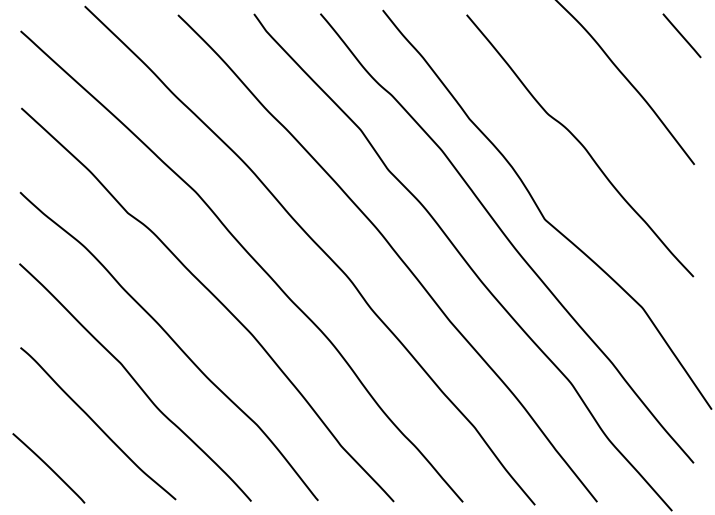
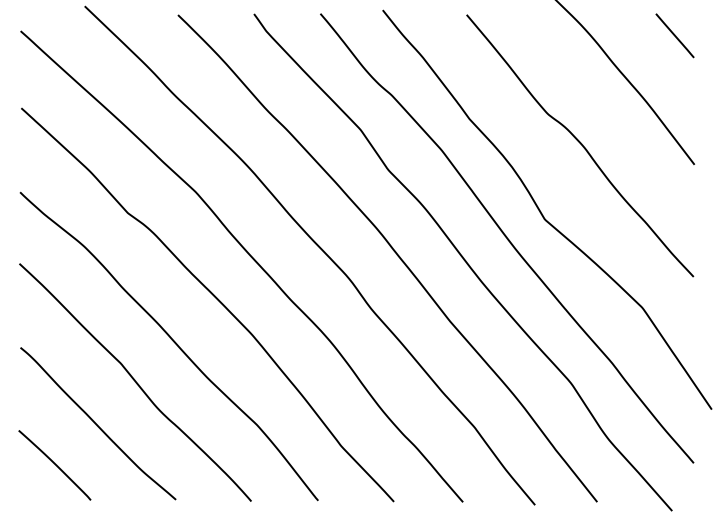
line position: (681, 35) -> (674, 35) (674, 35)
curve position: (48, 467) -> (54, 464) (54, 464)
